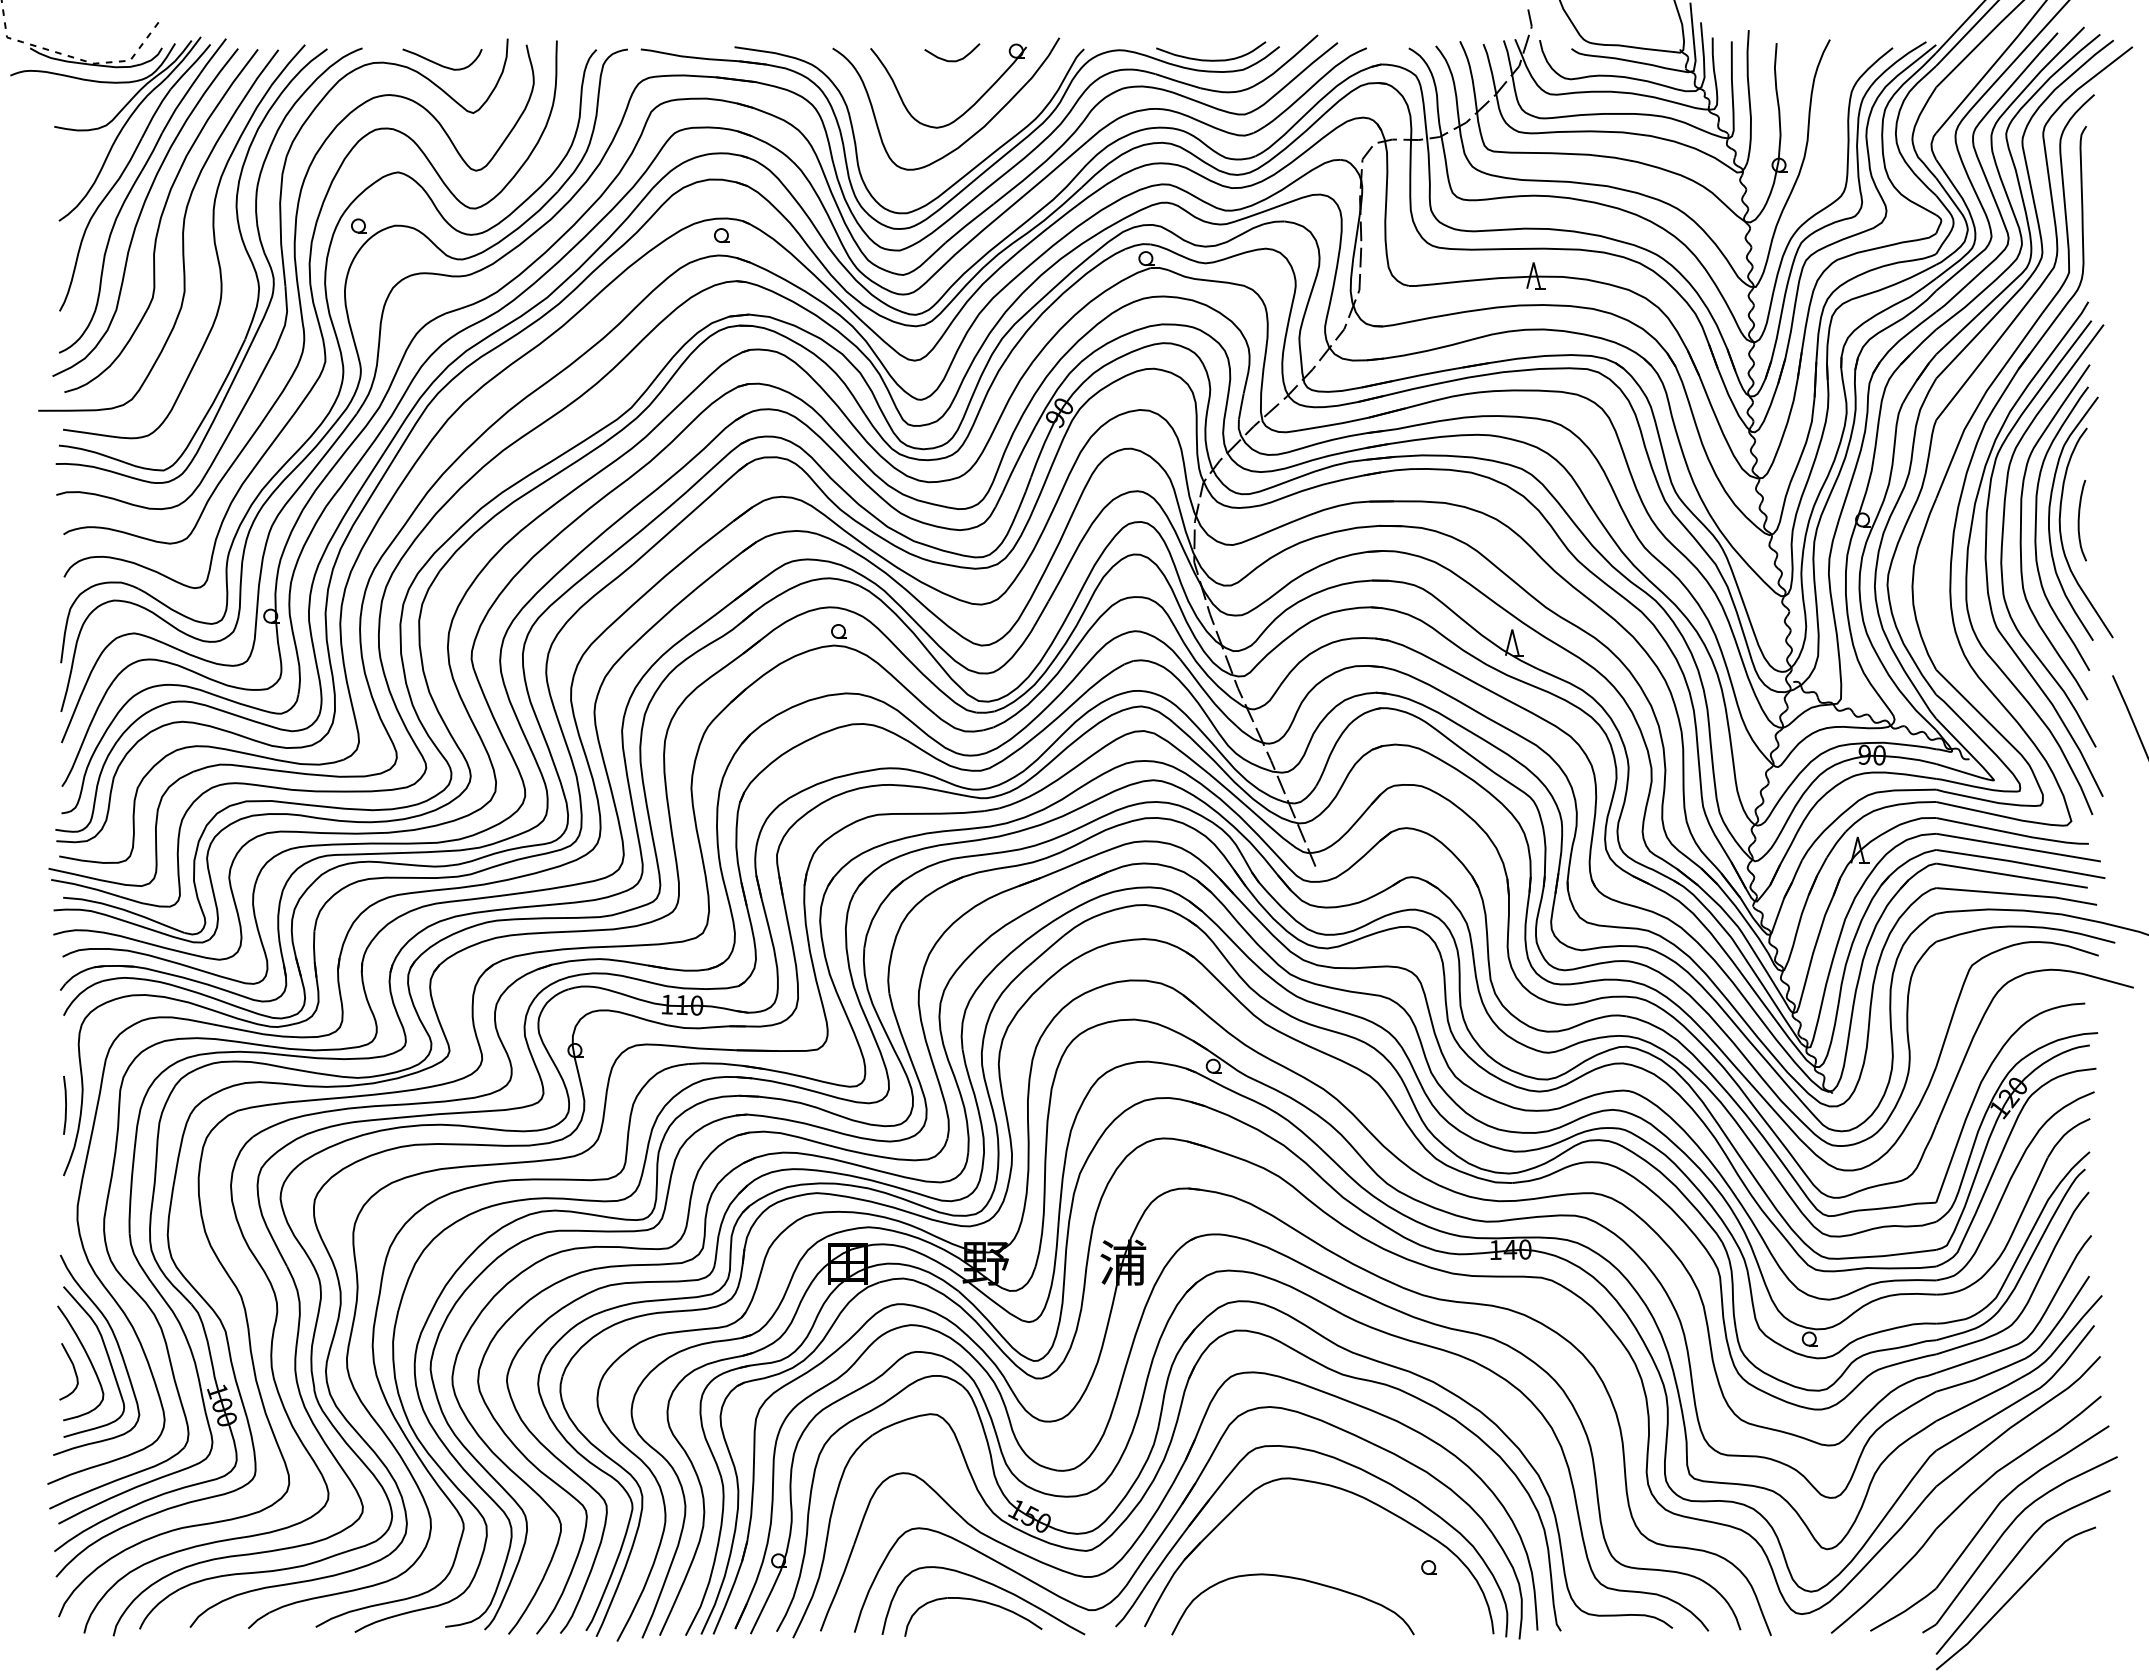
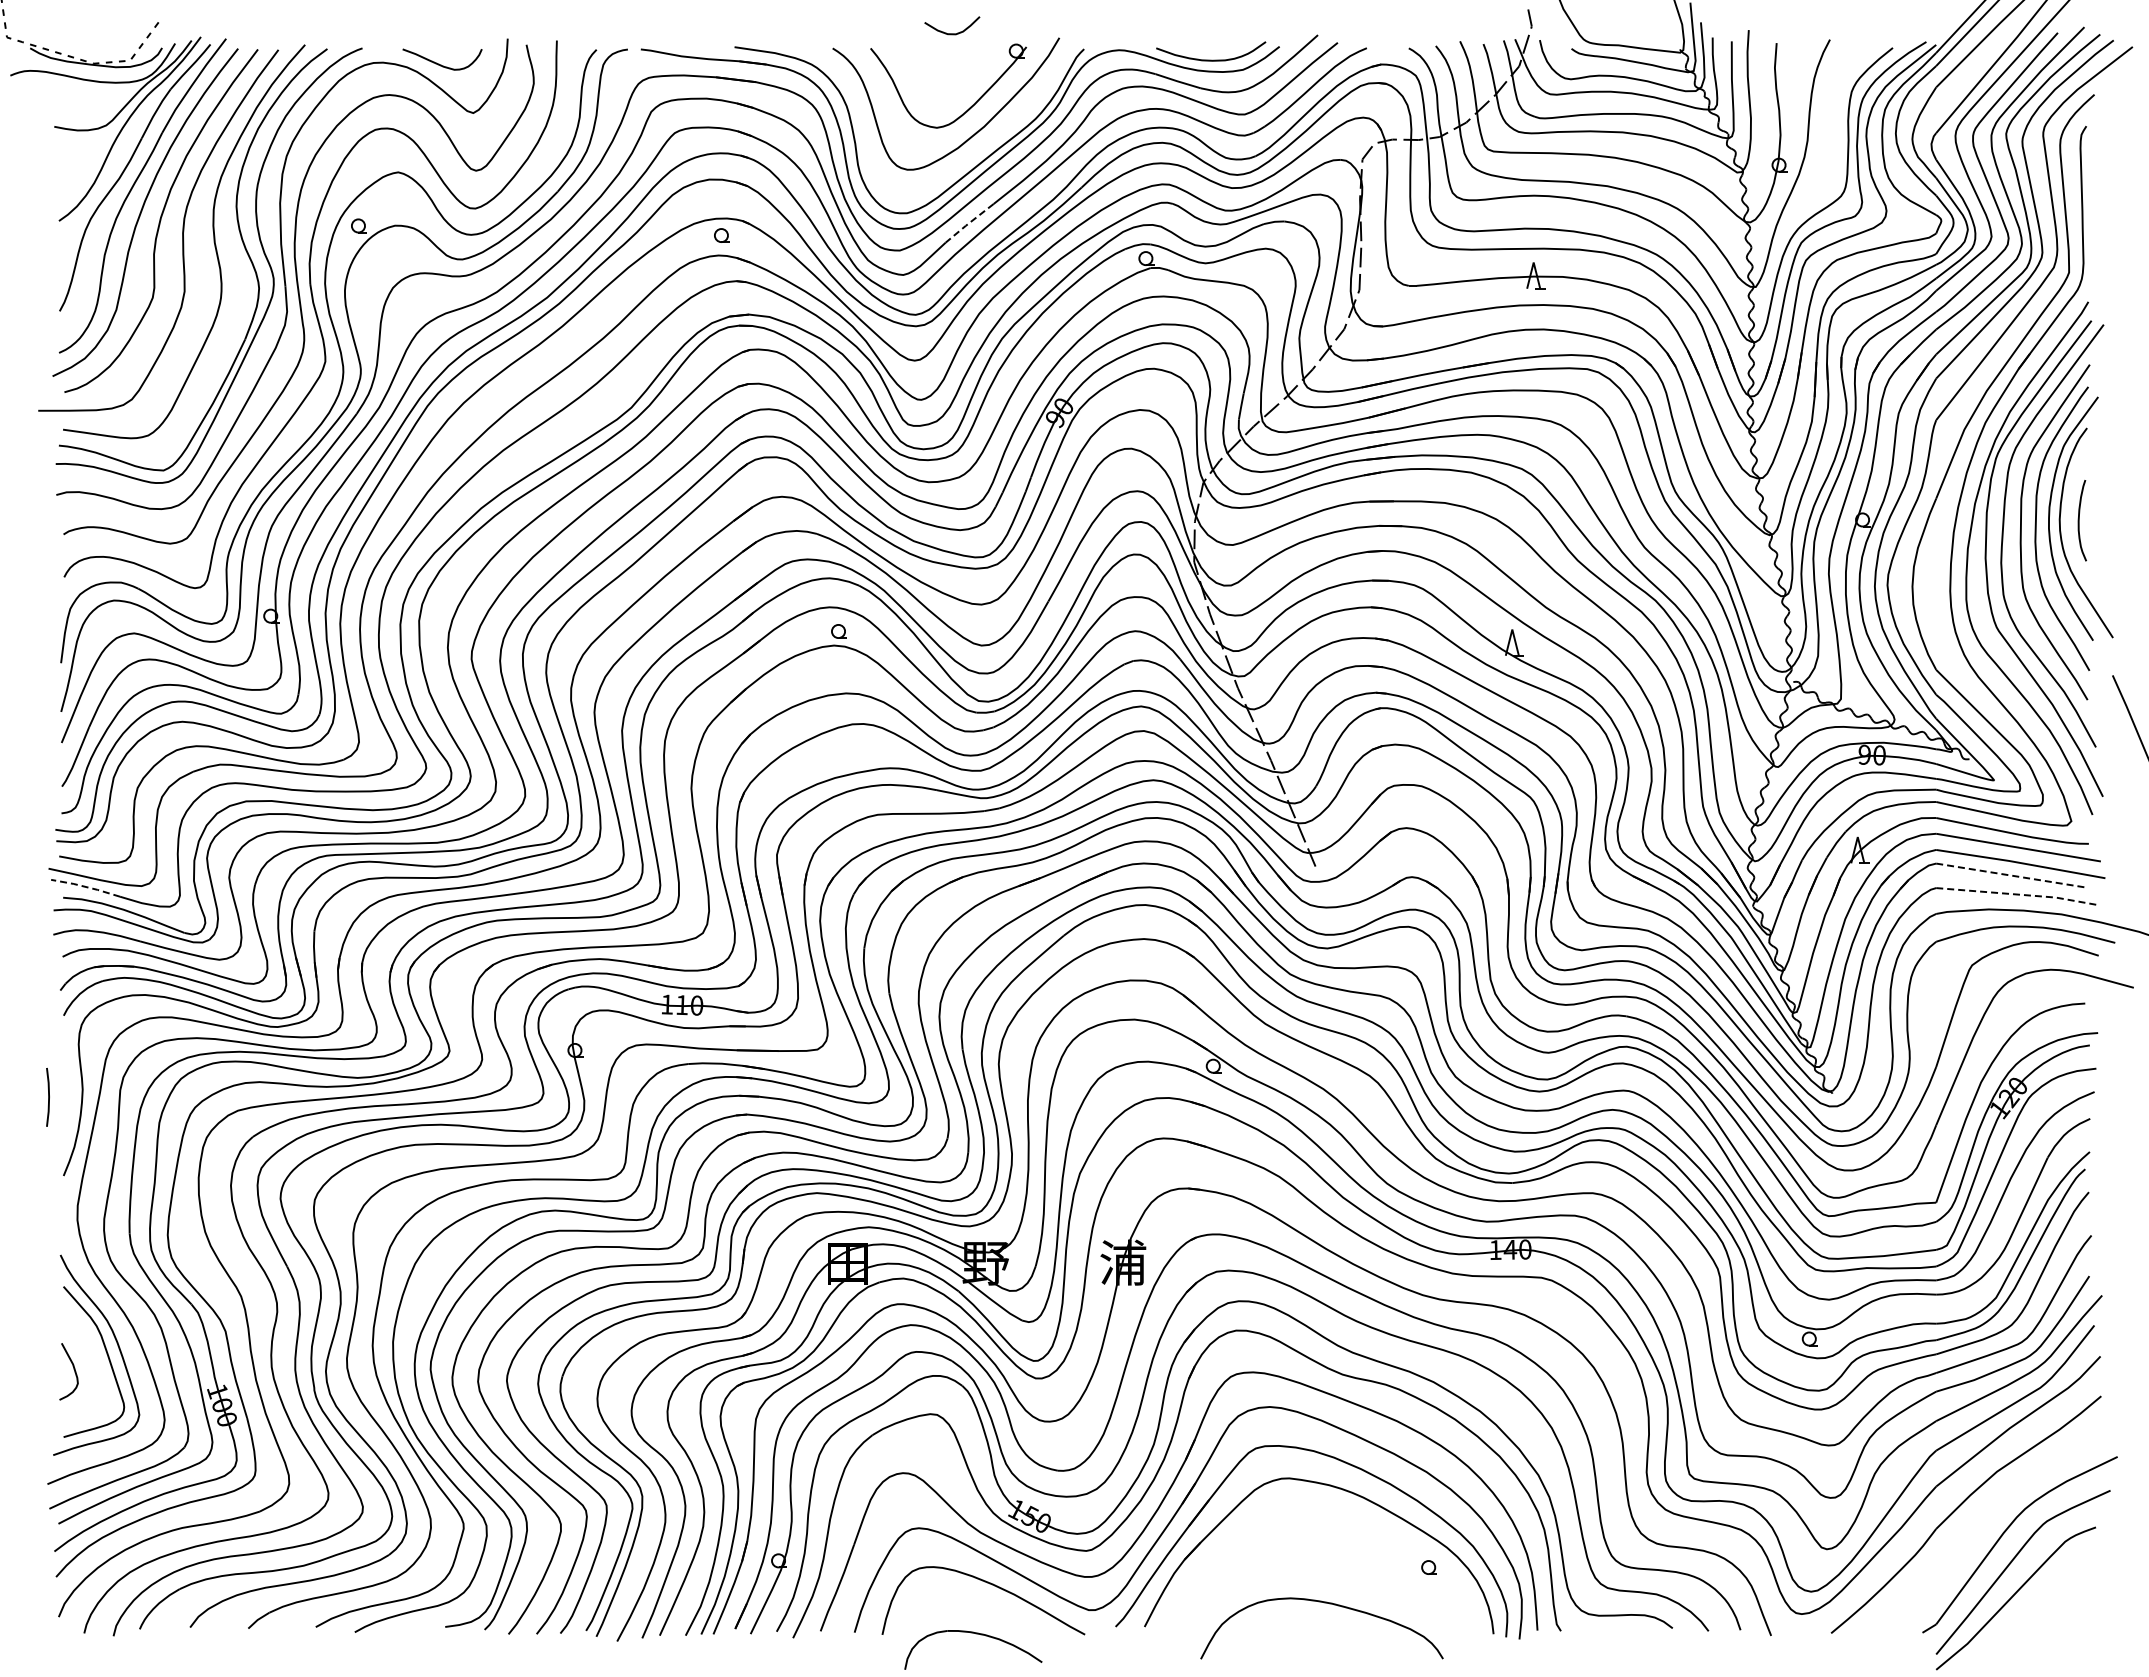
curve position: (952, 60) -> (952, 33) (952, 33)
line: solid -> dashed (968, 223)
line: solid -> dashed (2012, 875)
line: solid -> dashed (85, 886)
line: solid -> dashed (2017, 894)
line position: (65, 1105) -> (48, 1097) (48, 1097)
curve: present -> none (88, 1359)
part: present -> none (1989, 1528)
curve position: (1295, 1579) -> (1324, 1603) (1324, 1603)
part position: (975, 1601) -> (975, 1634) (975, 1634)
